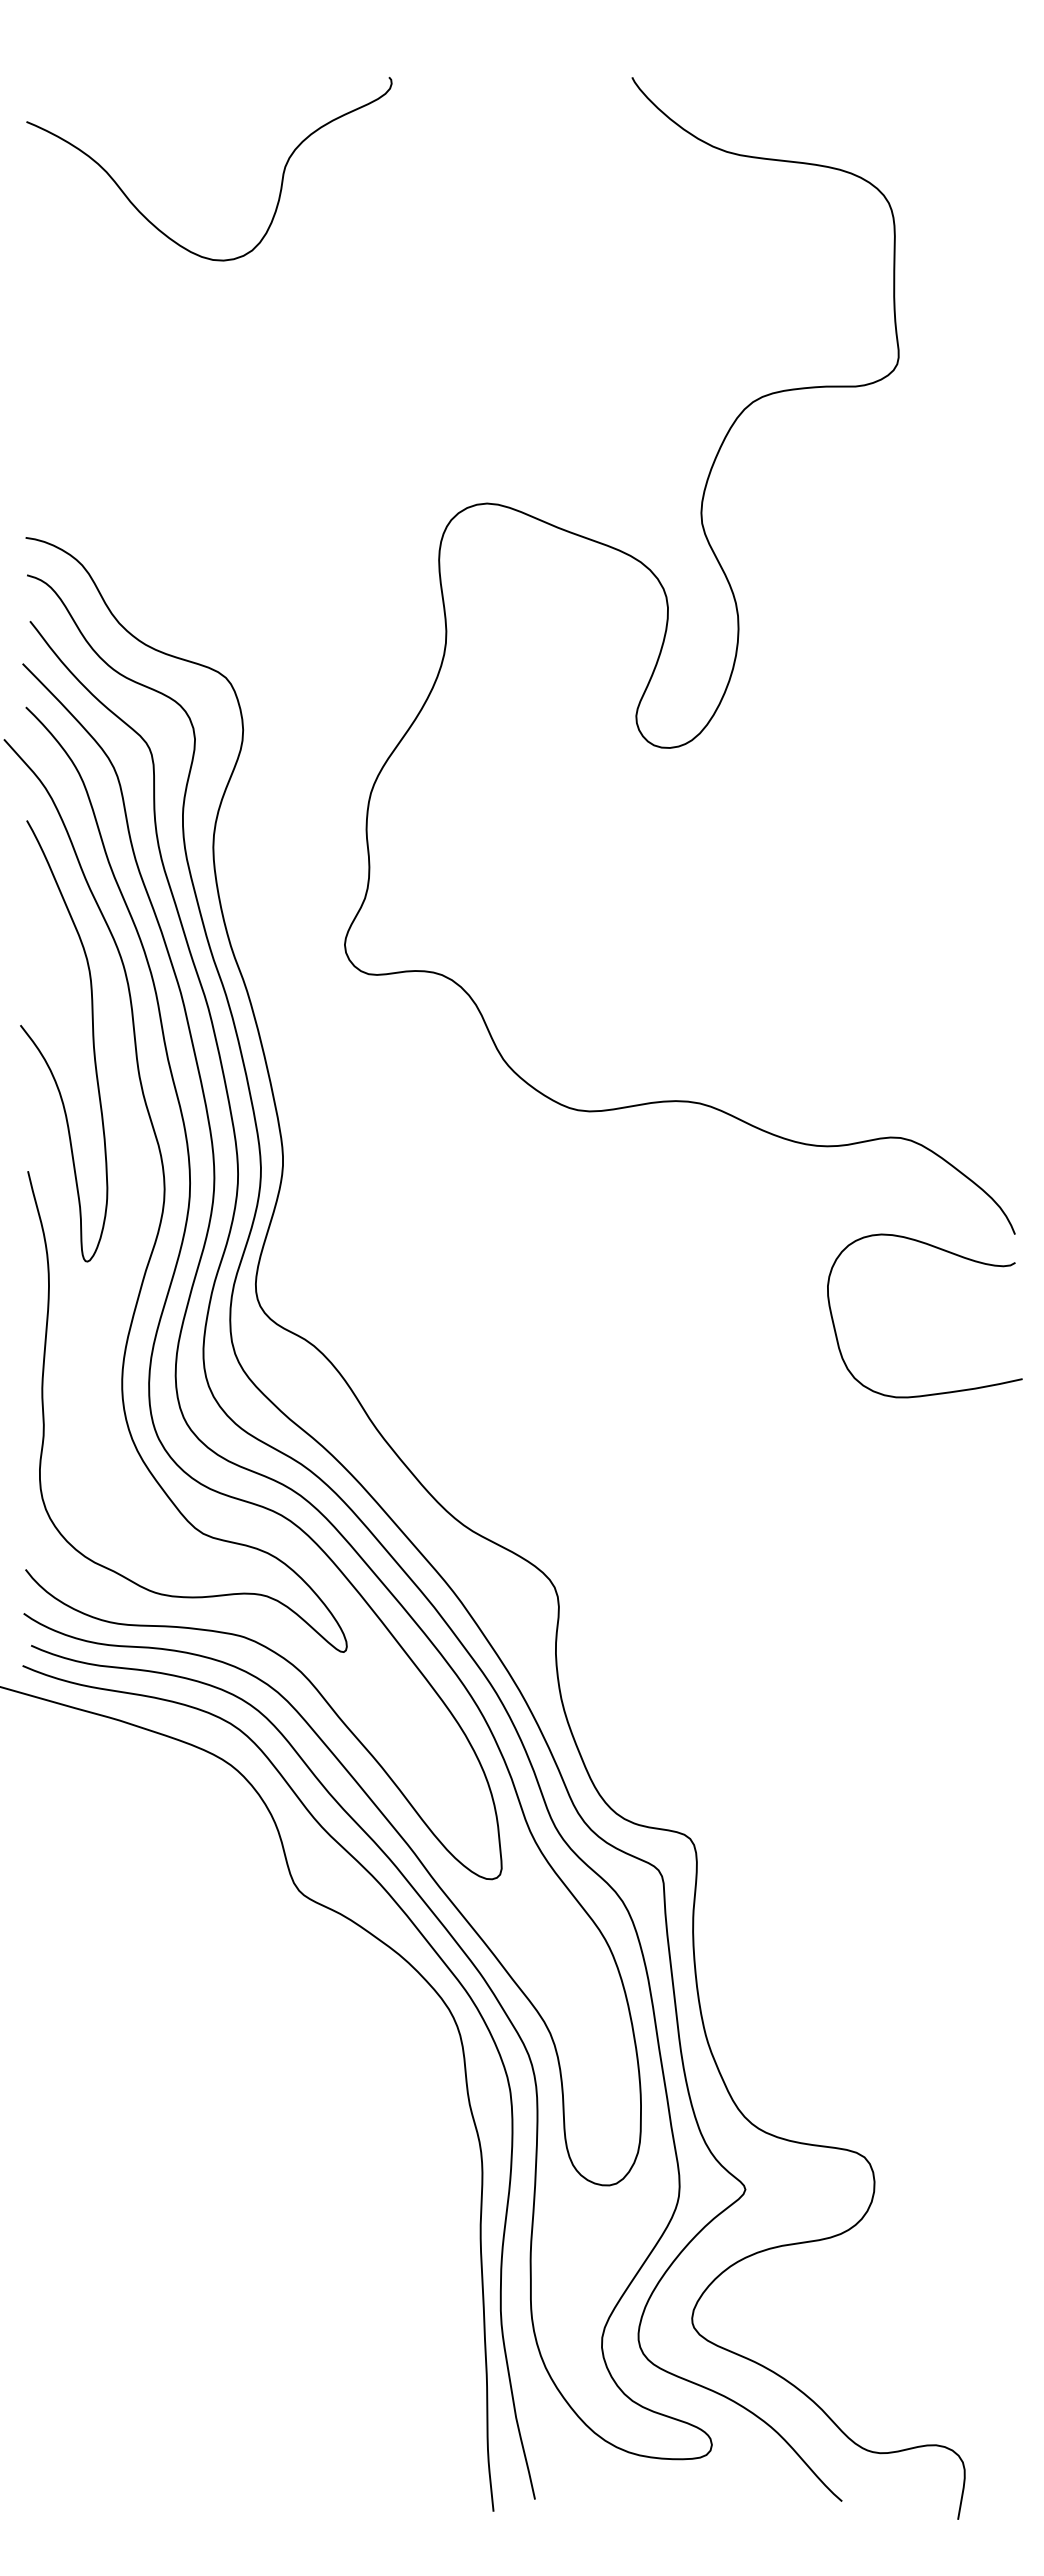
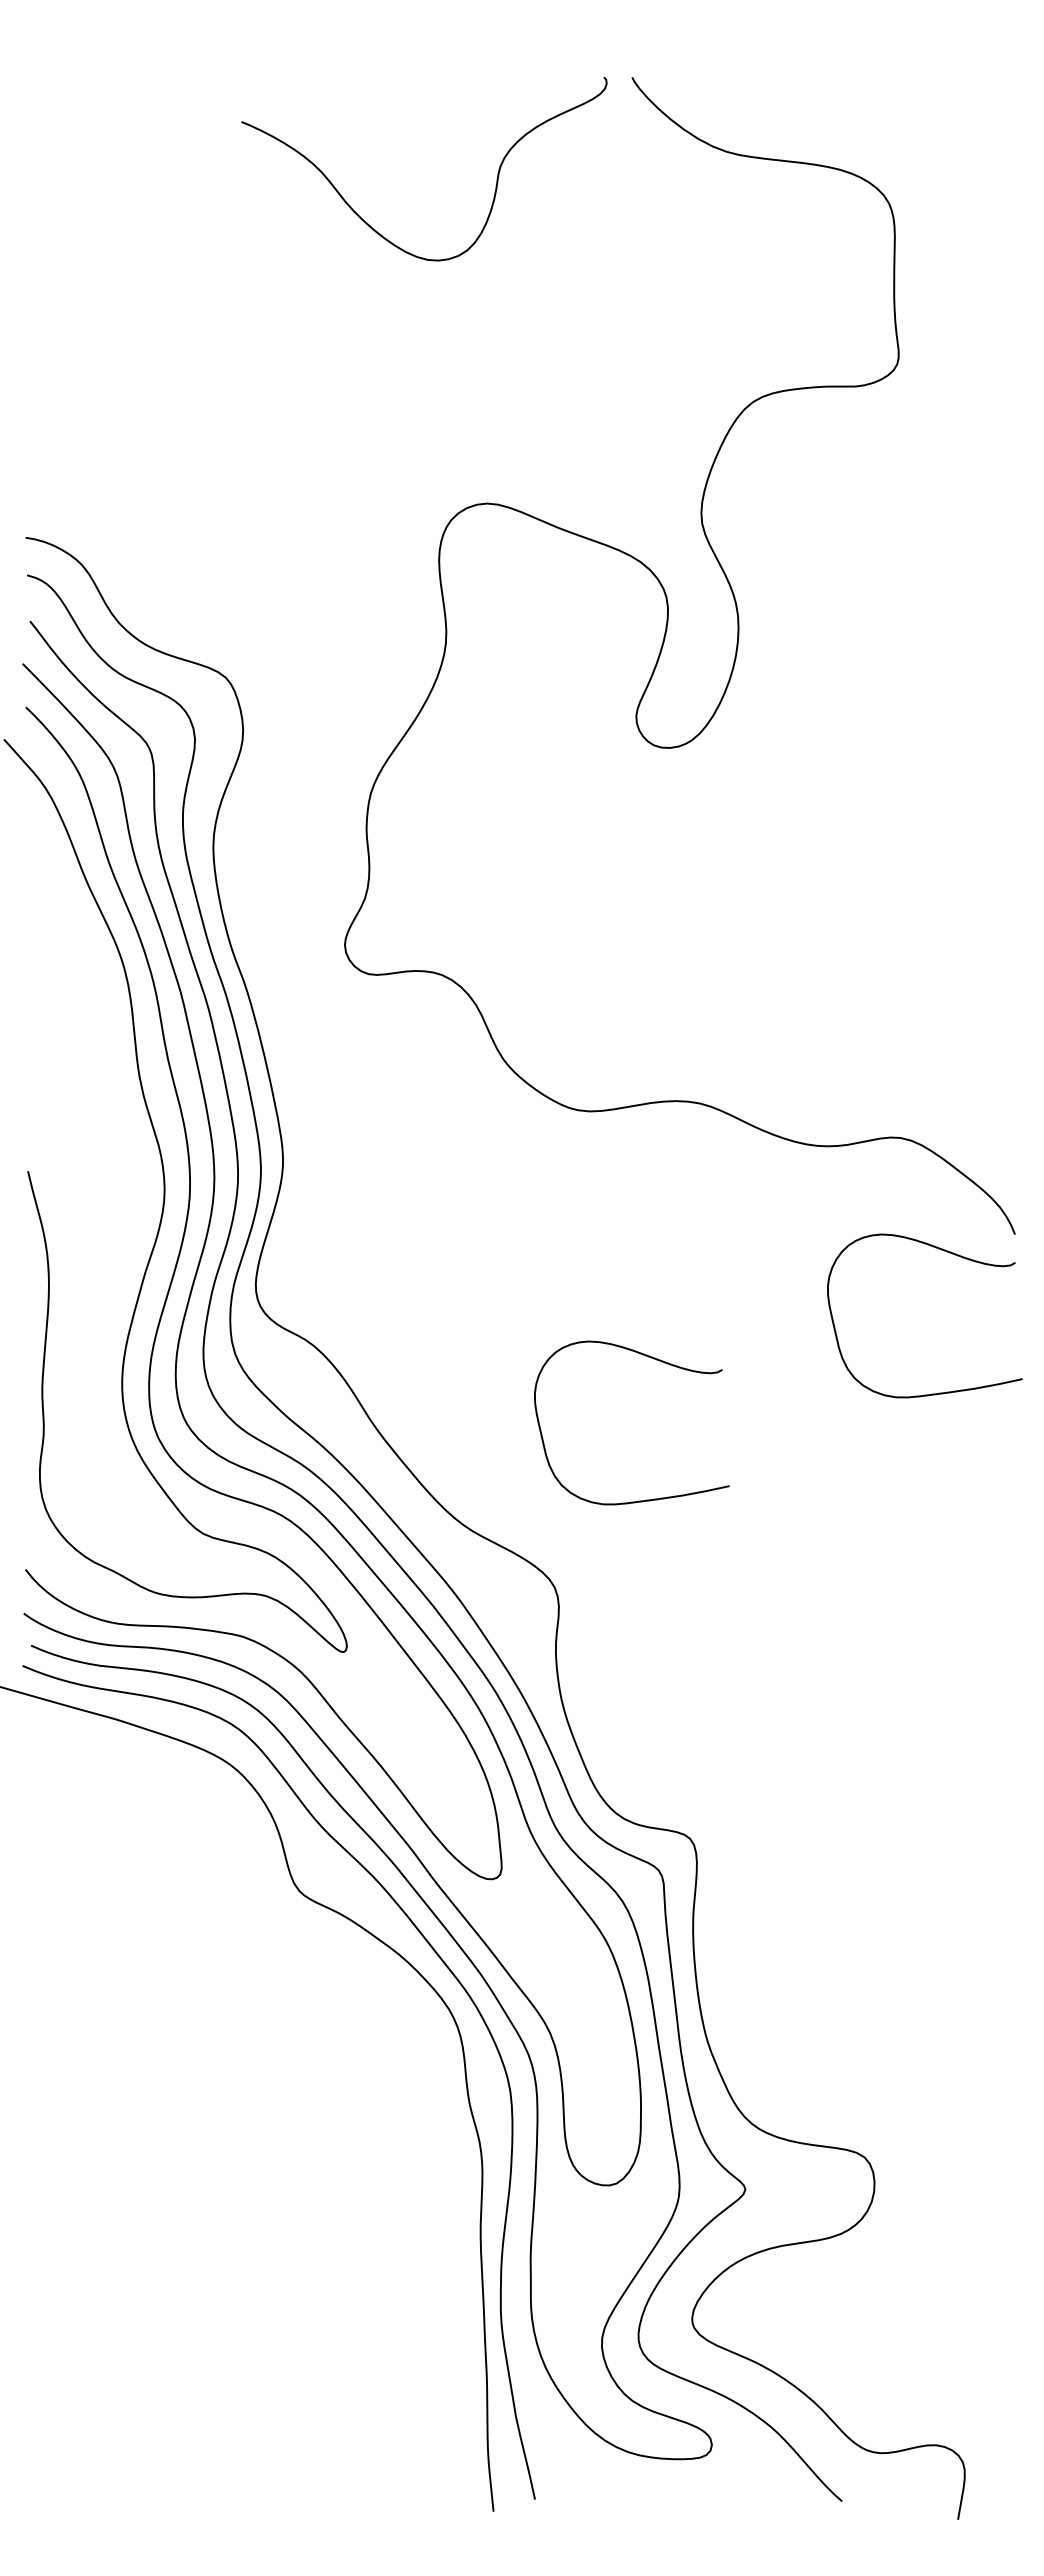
curve position: (281, 179) -> (496, 179) (496, 179)
curve: present -> none (42, 1053)
curve: none -> present (653, 1359)
